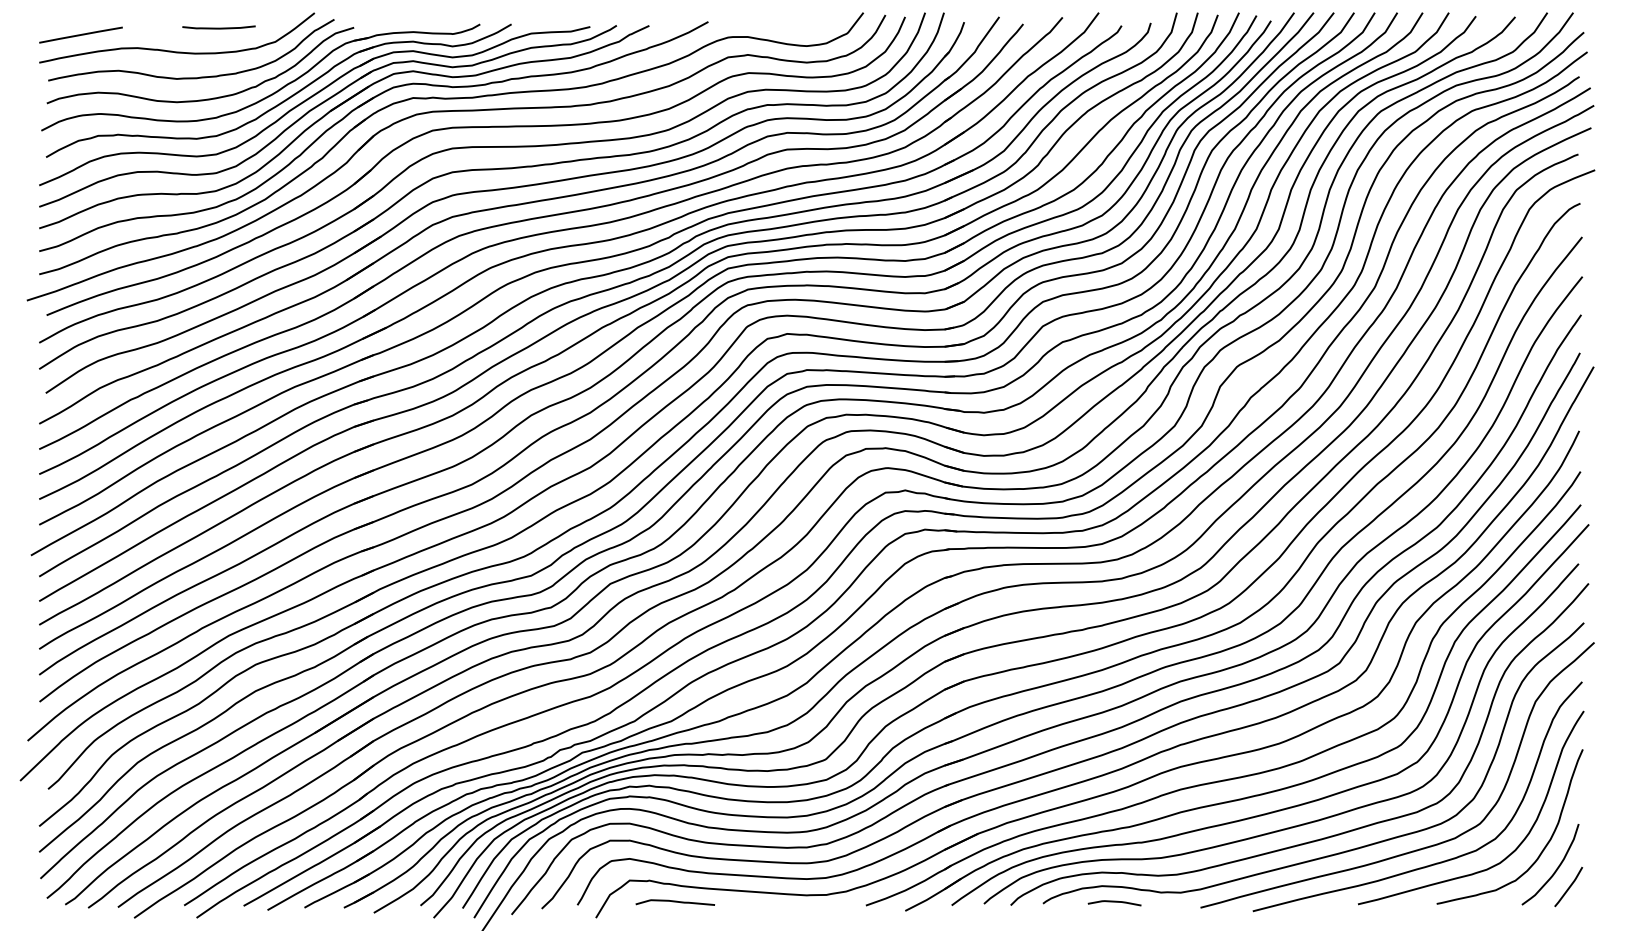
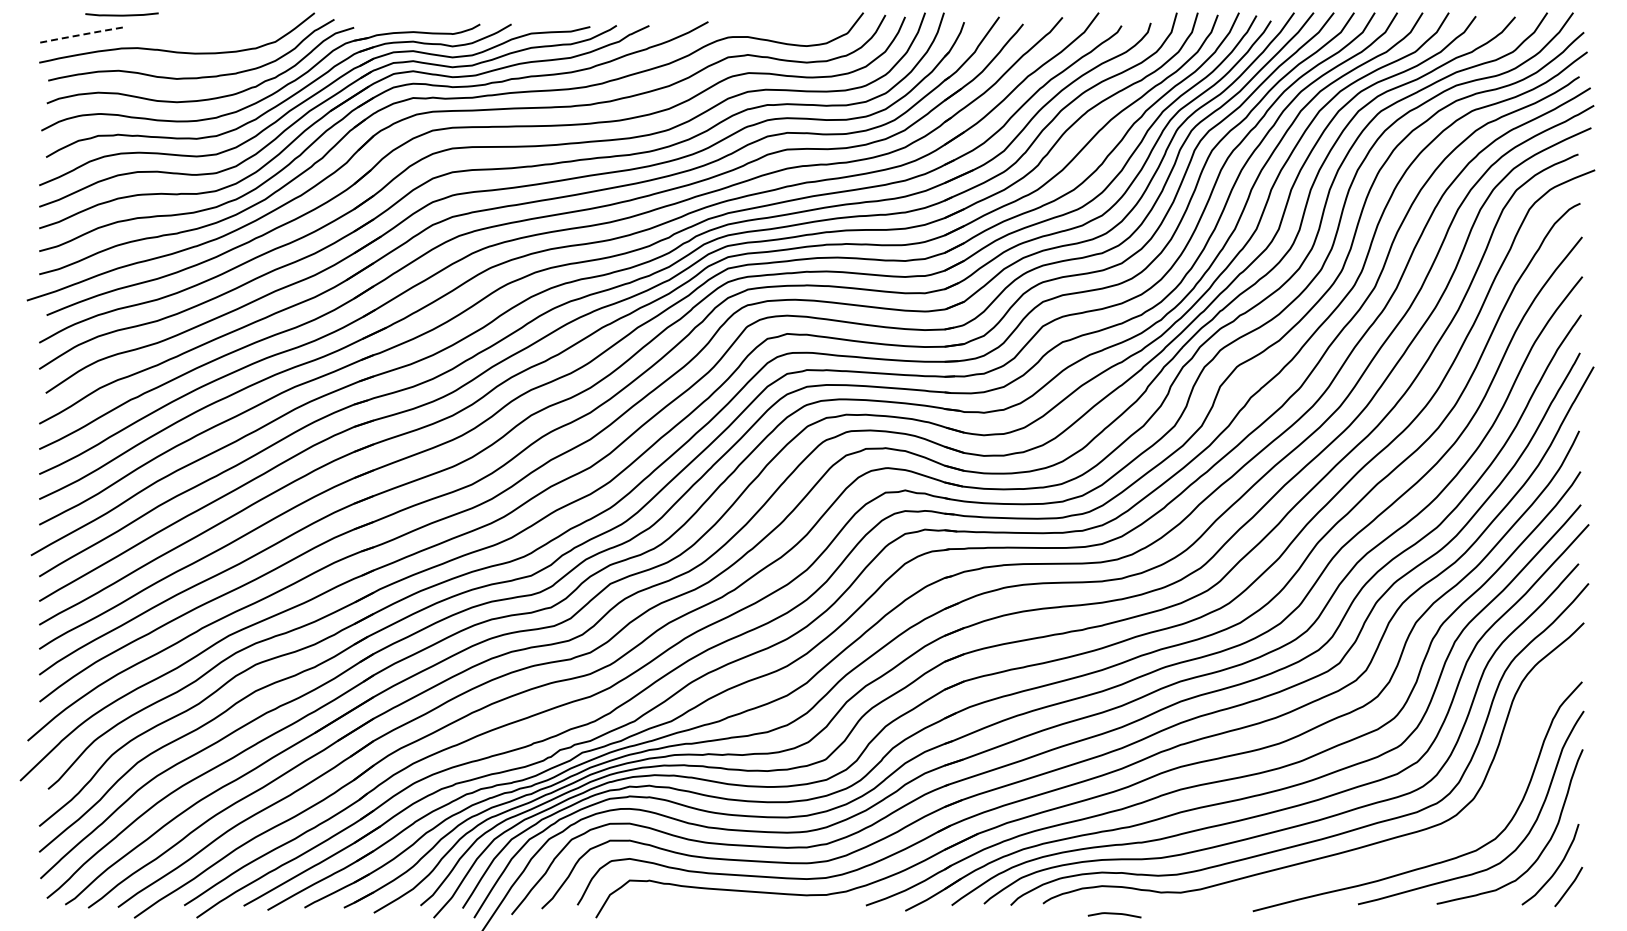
curve position: (218, 27) -> (121, 14) (121, 14)
line: solid -> dashed (80, 35)
curve: present -> none (1415, 849)
curve: present -> none (674, 902)
curve position: (1114, 902) -> (1114, 914) (1114, 914)
